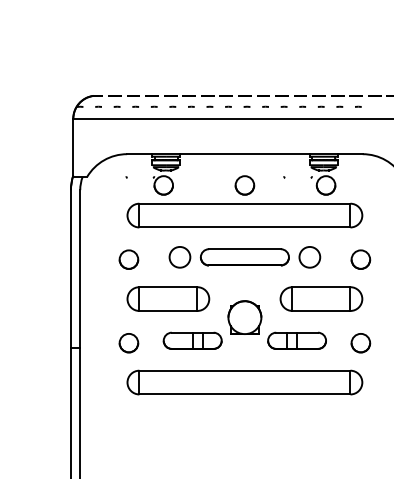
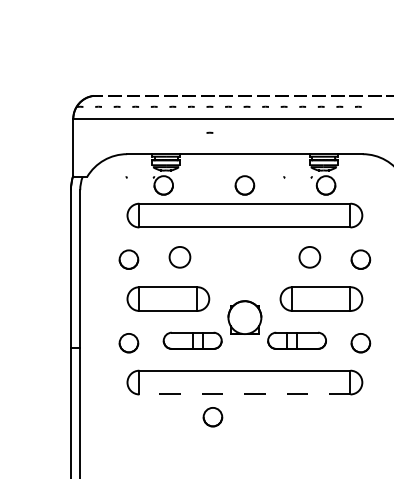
part: none -> present (209, 132)
part: present -> none (244, 257)
line: solid -> dashed (244, 394)
part: none -> present (212, 417)
